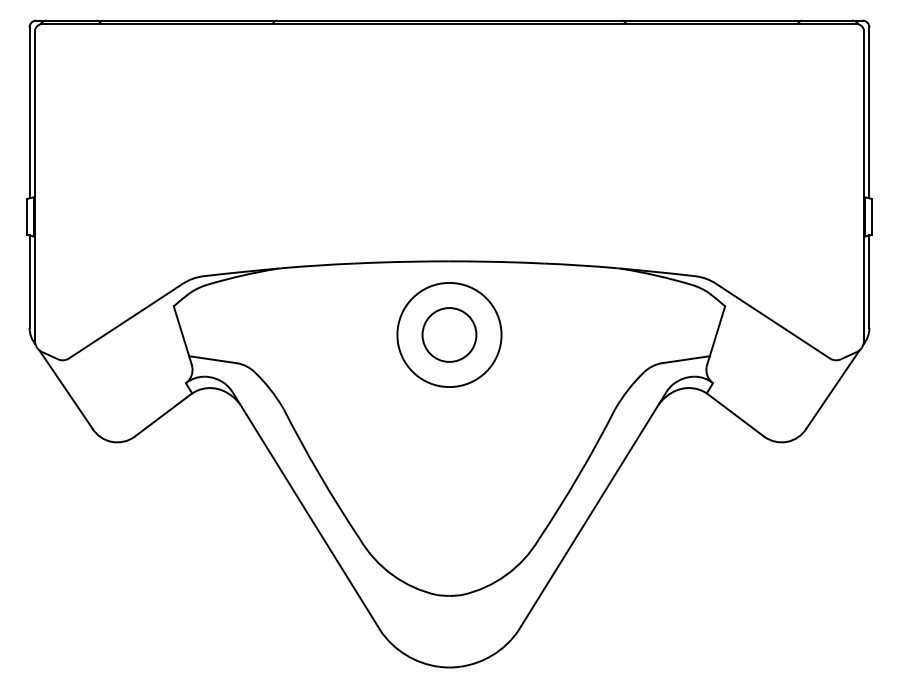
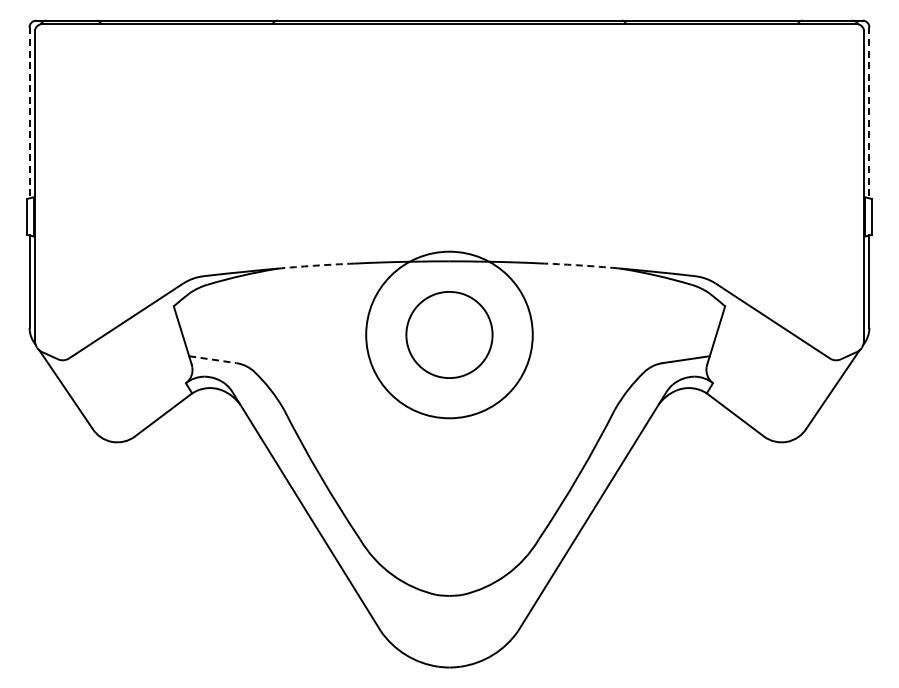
line: solid -> dashed (29, 113)
line: solid -> dashed (869, 113)
arc: solid -> dashed (317, 265)
arc: solid -> dashed (581, 265)
circle diameter: 104 px -> 167 px (449, 334)
circle diameter: 54 px -> 86 px (449, 334)
line: solid -> dashed (212, 359)
